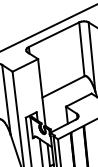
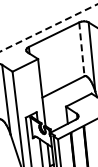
line: solid -> dashed (48, 28)
line: solid -> dashed (81, 49)
